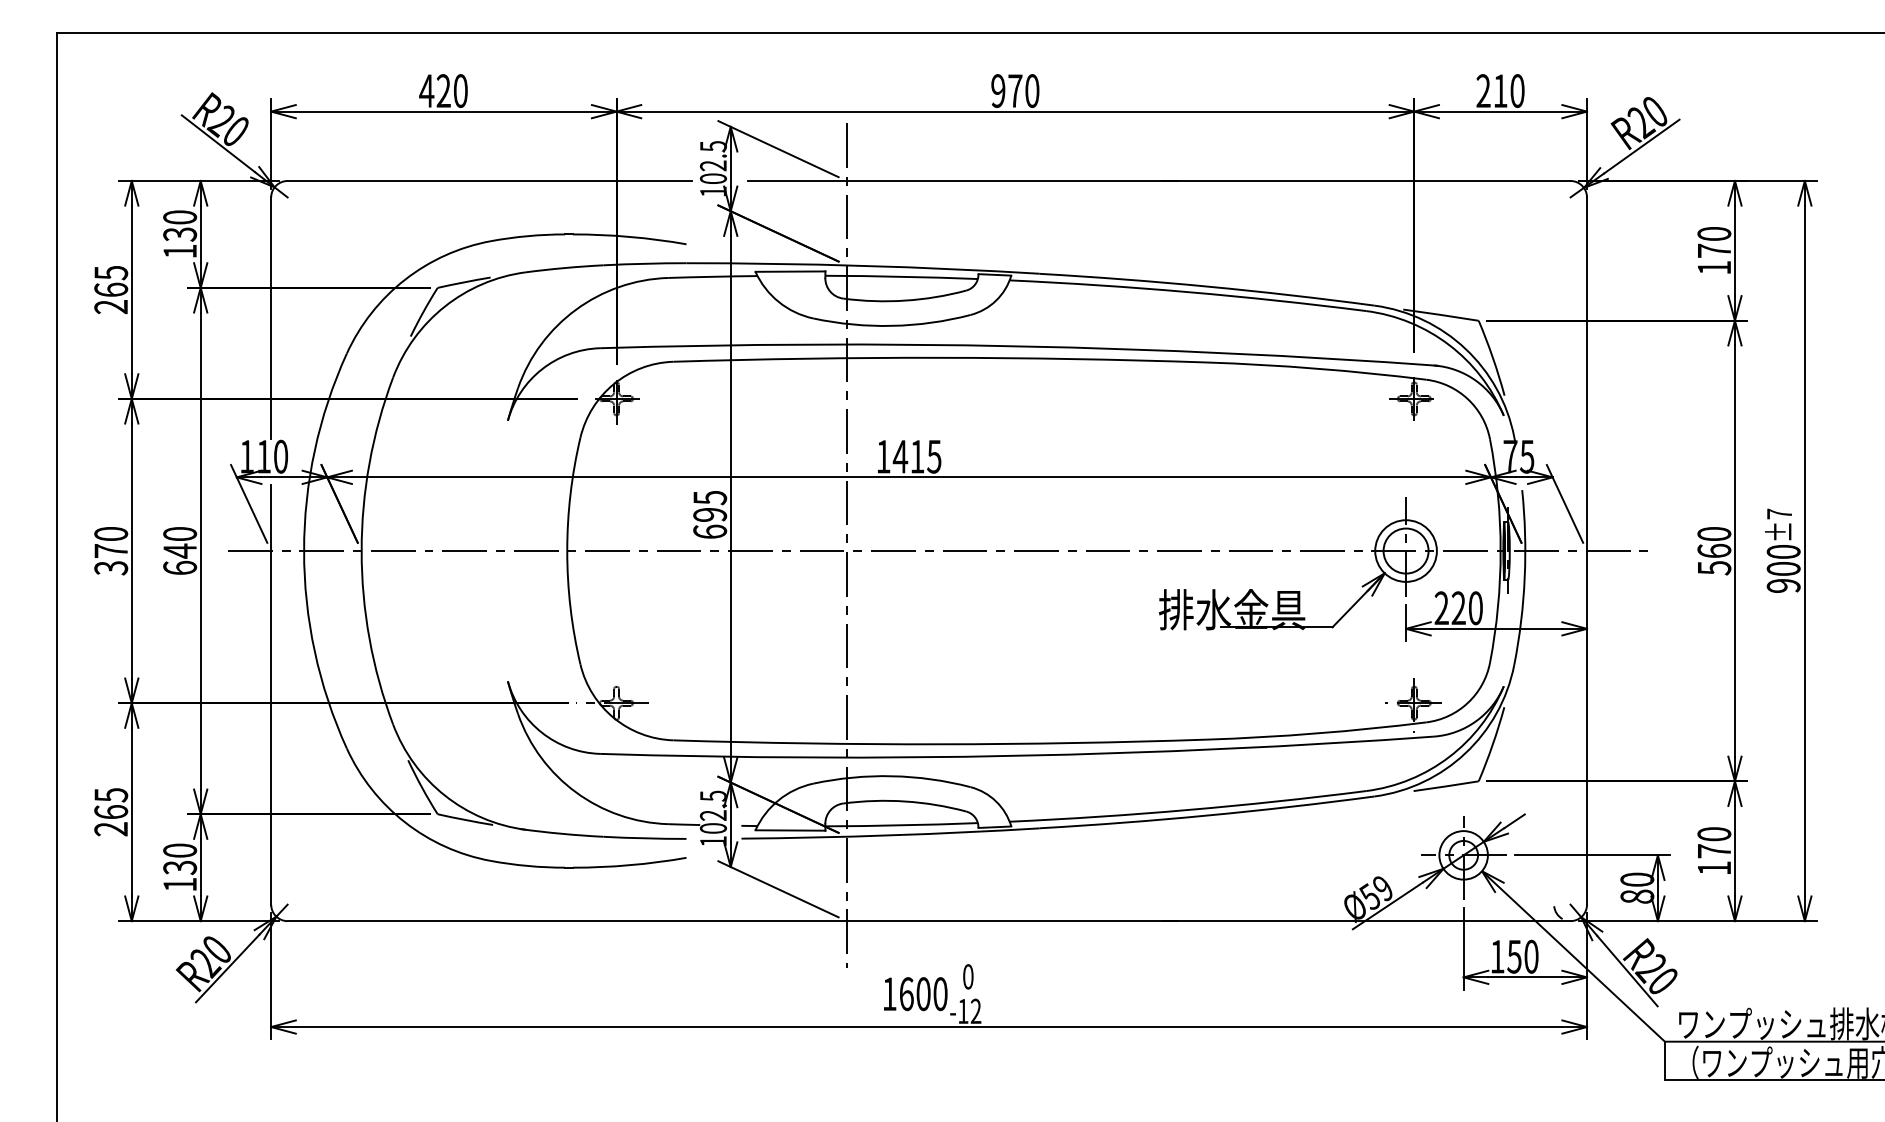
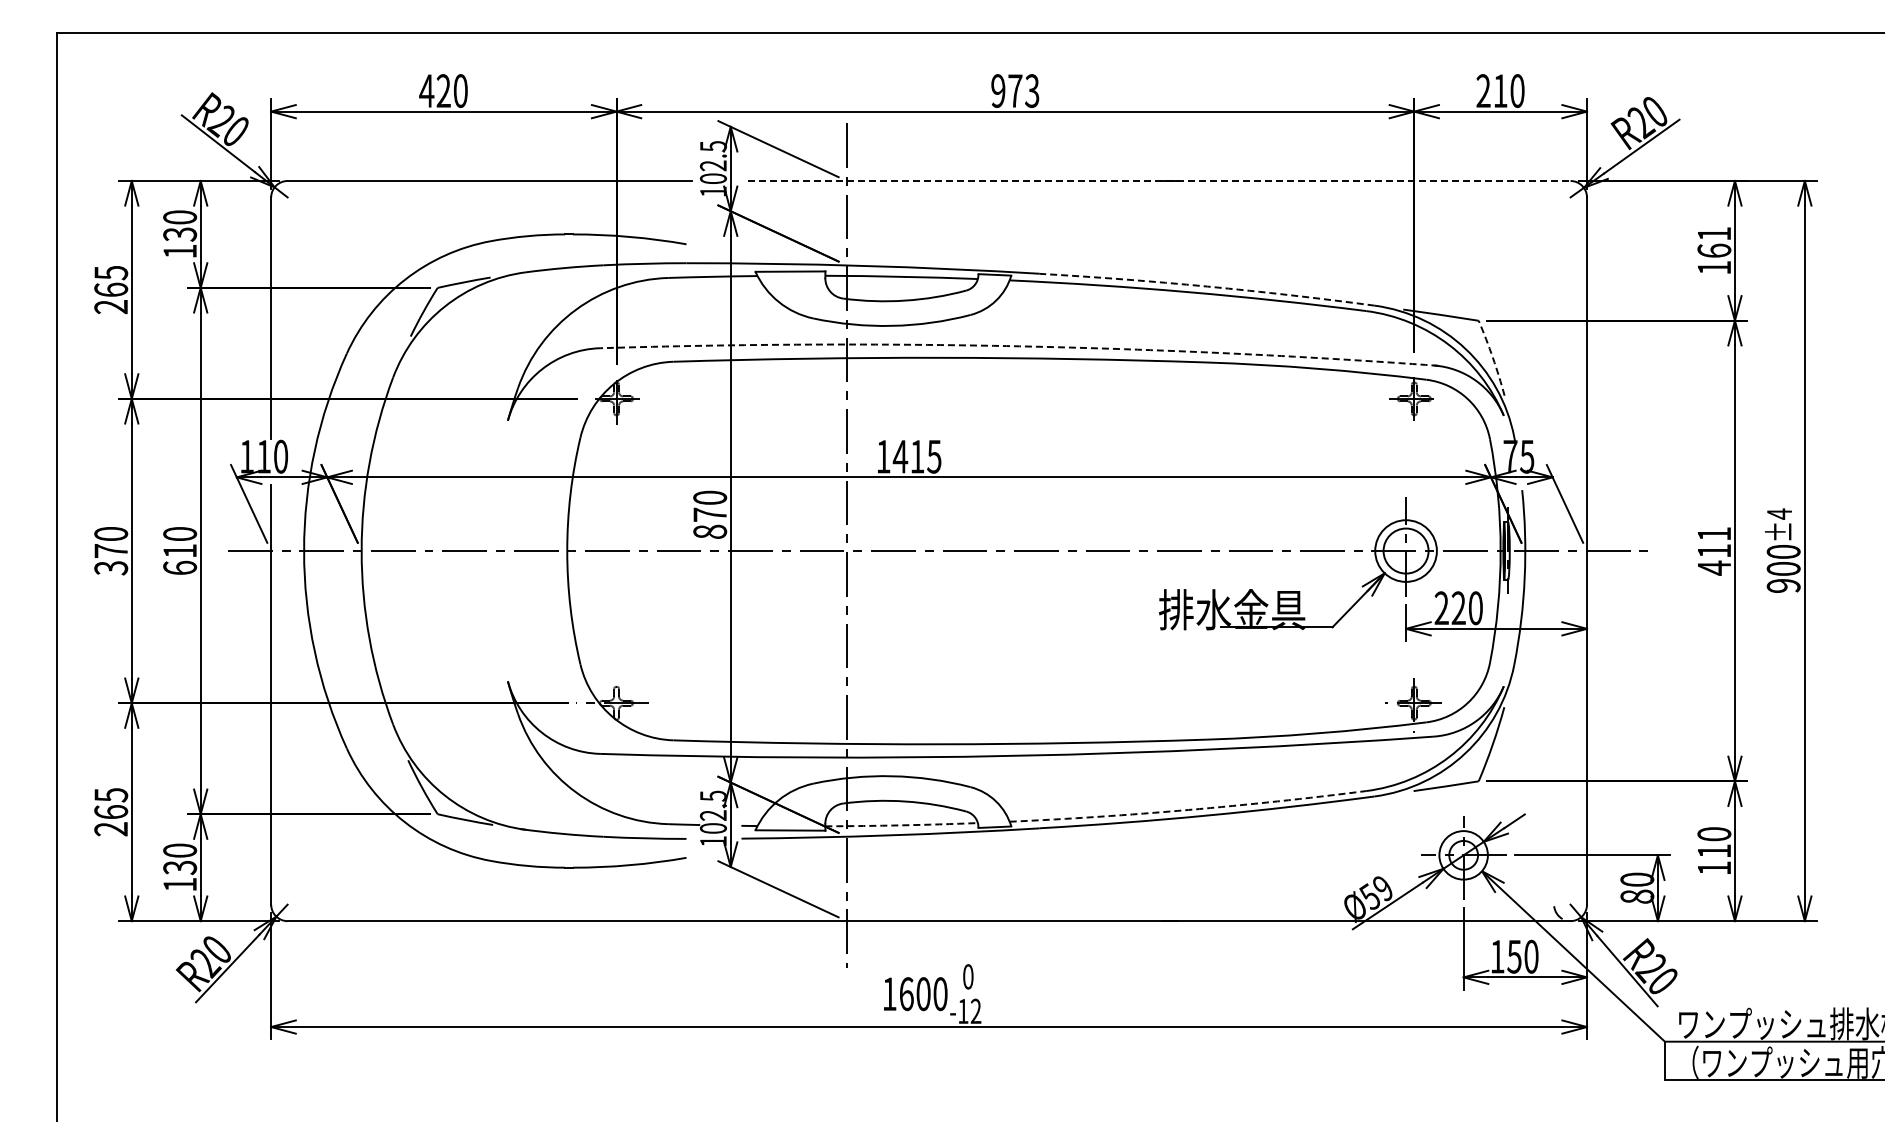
text: 970 -> 973 (1032, 90)
line: solid -> dashed (1159, 180)
text: 170 -> 161 (1714, 242)
arc: solid -> dashed (1207, 286)
arc: solid -> dashed (1019, 346)
arc: solid -> dashed (1492, 357)
text: ±7 -> ±4 (1779, 513)
text: 695 -> 870 (710, 514)
text: 640 -> 610 (179, 550)
text: 560 -> 411 (1714, 551)
arc: solid -> dashed (1188, 810)
arc: solid -> dashed (901, 825)
text: 170 -> 110 (1714, 851)
